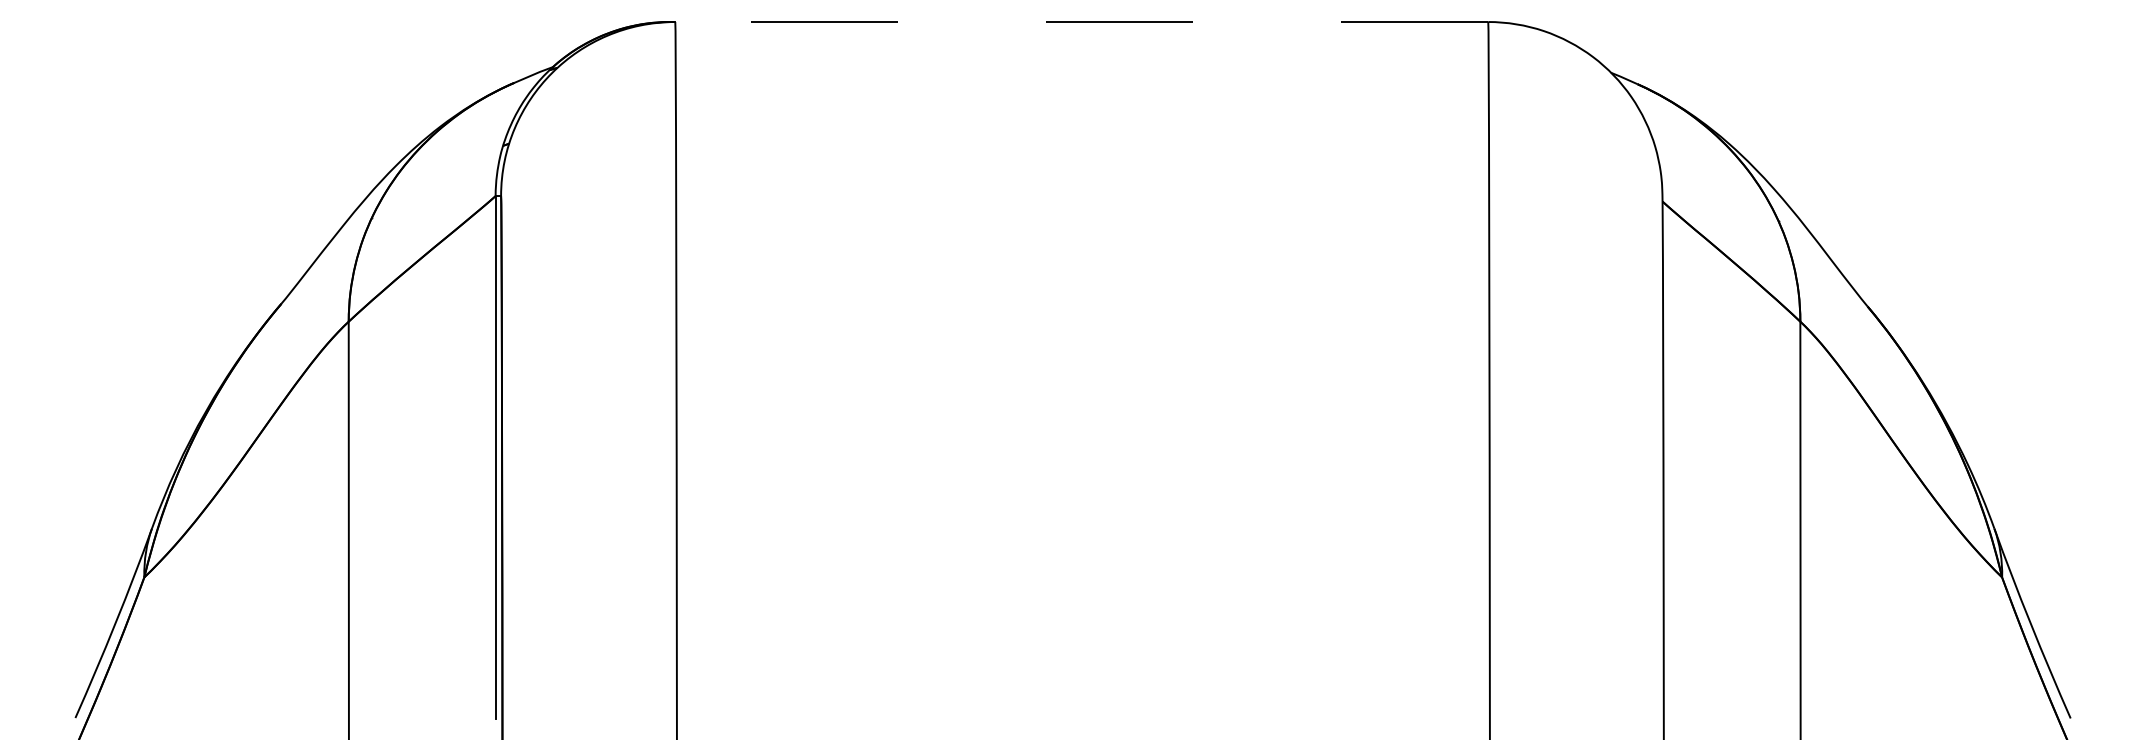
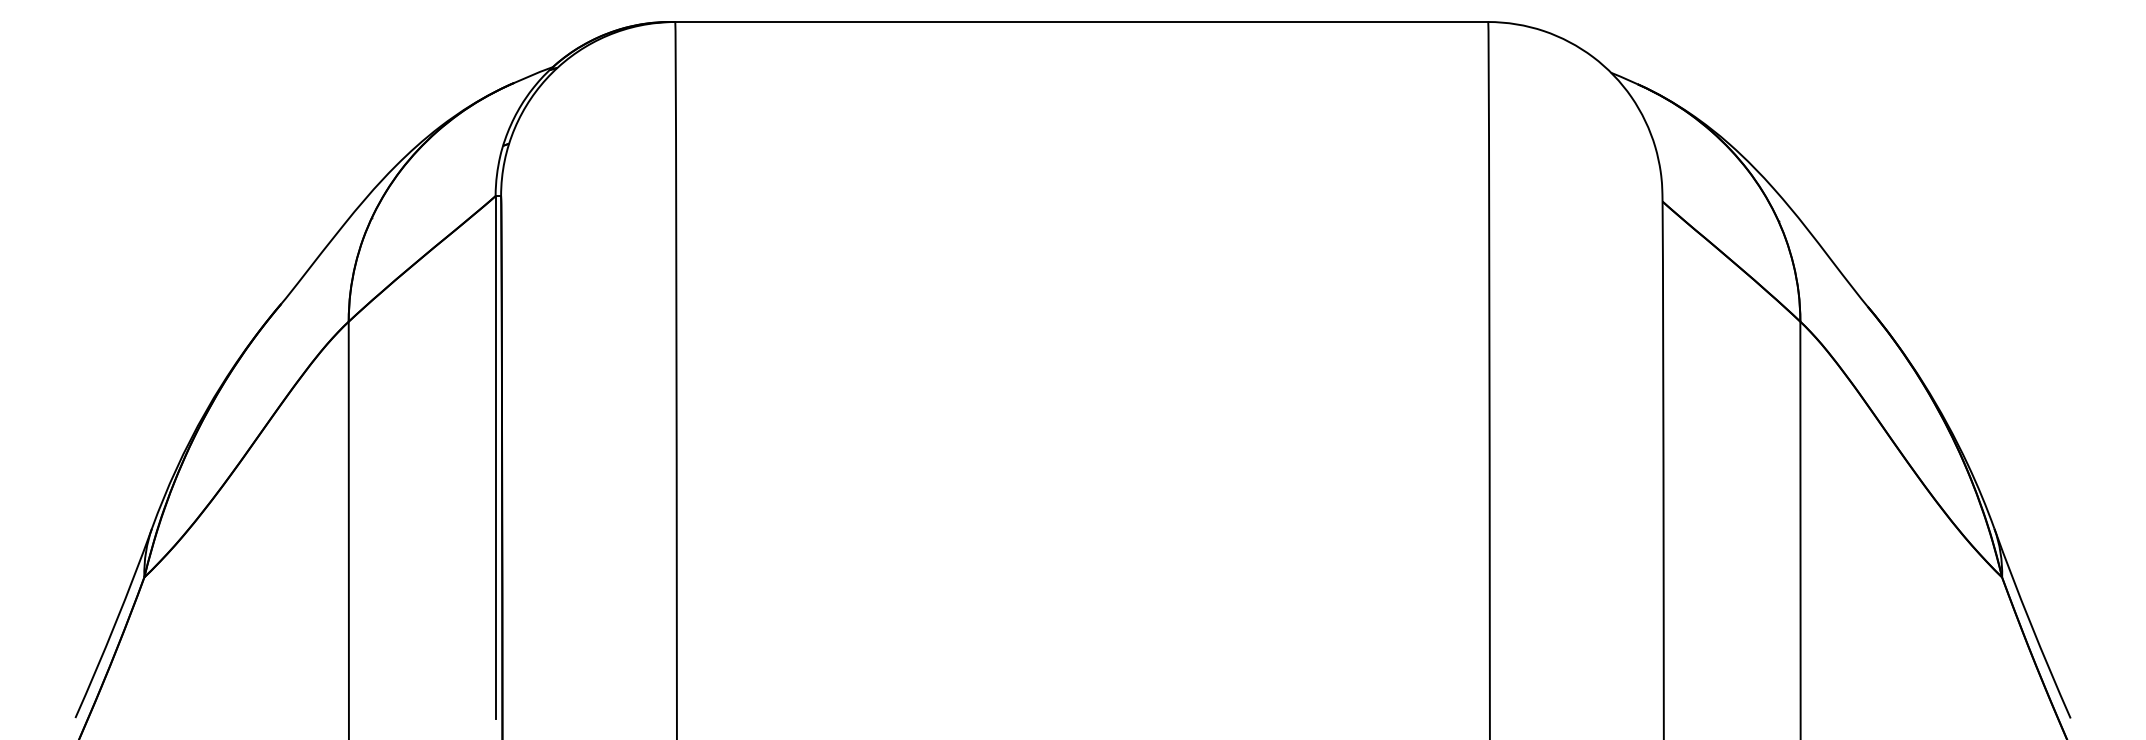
line: dashed -> solid (1081, 22)
